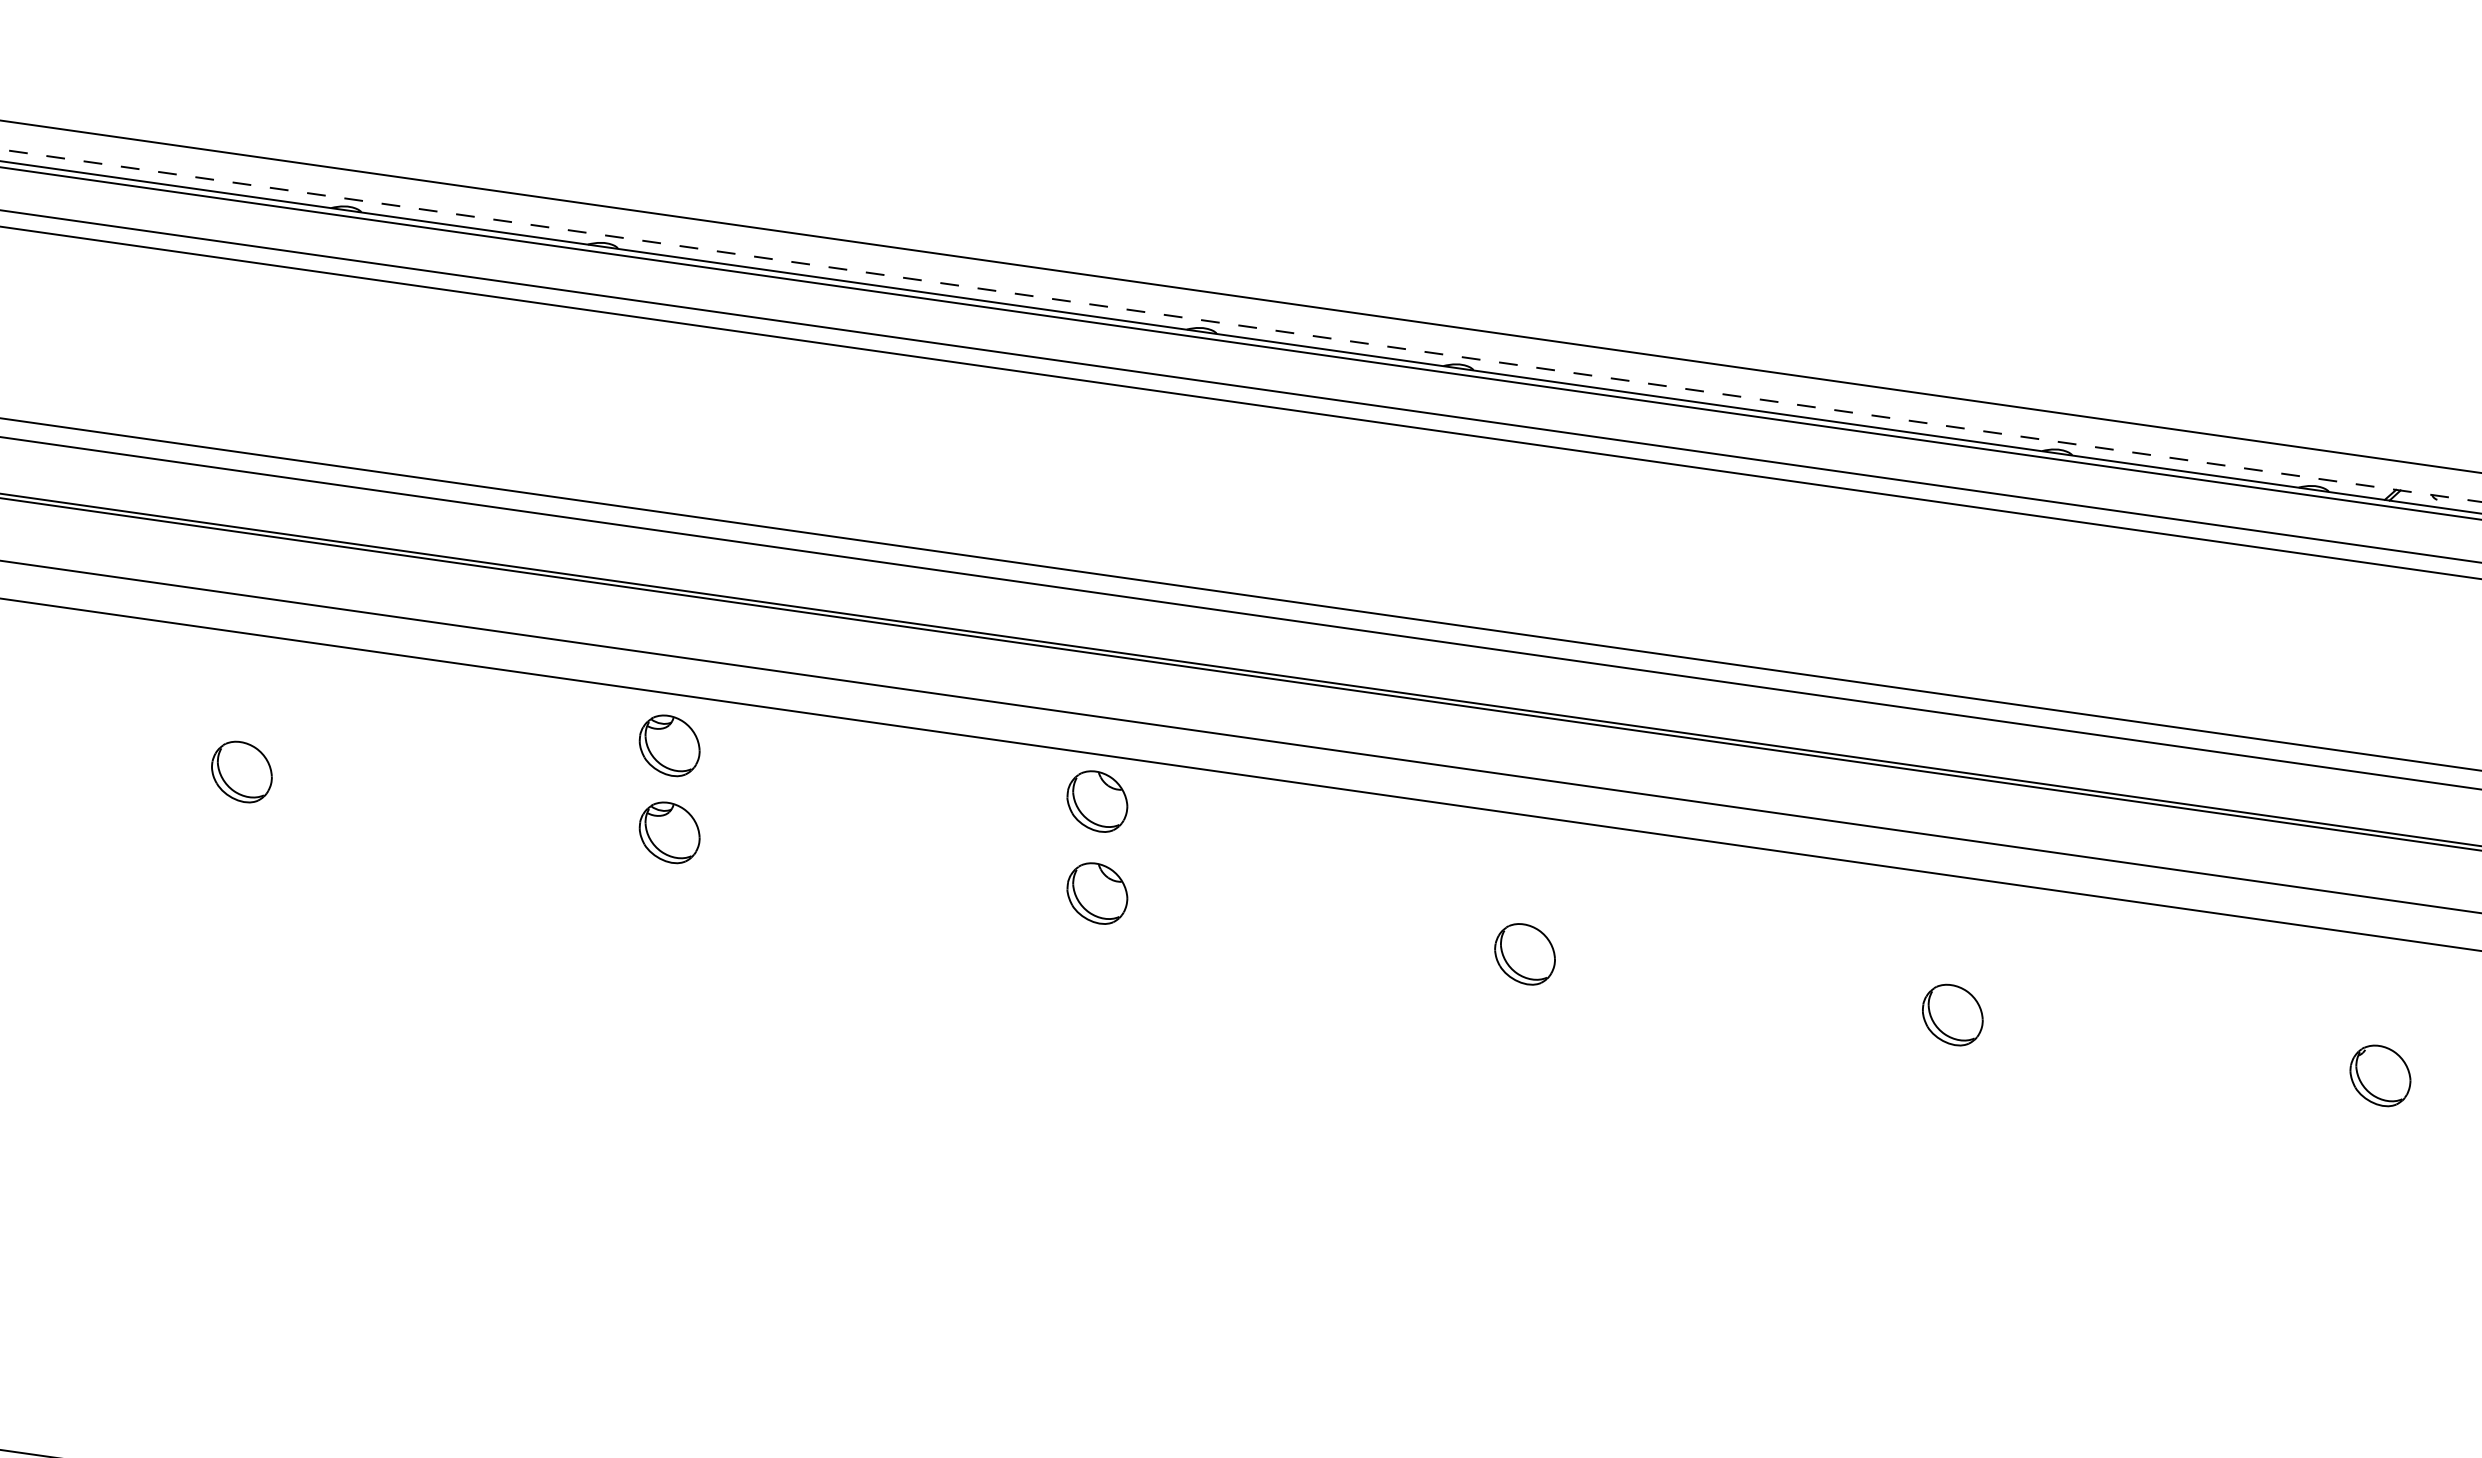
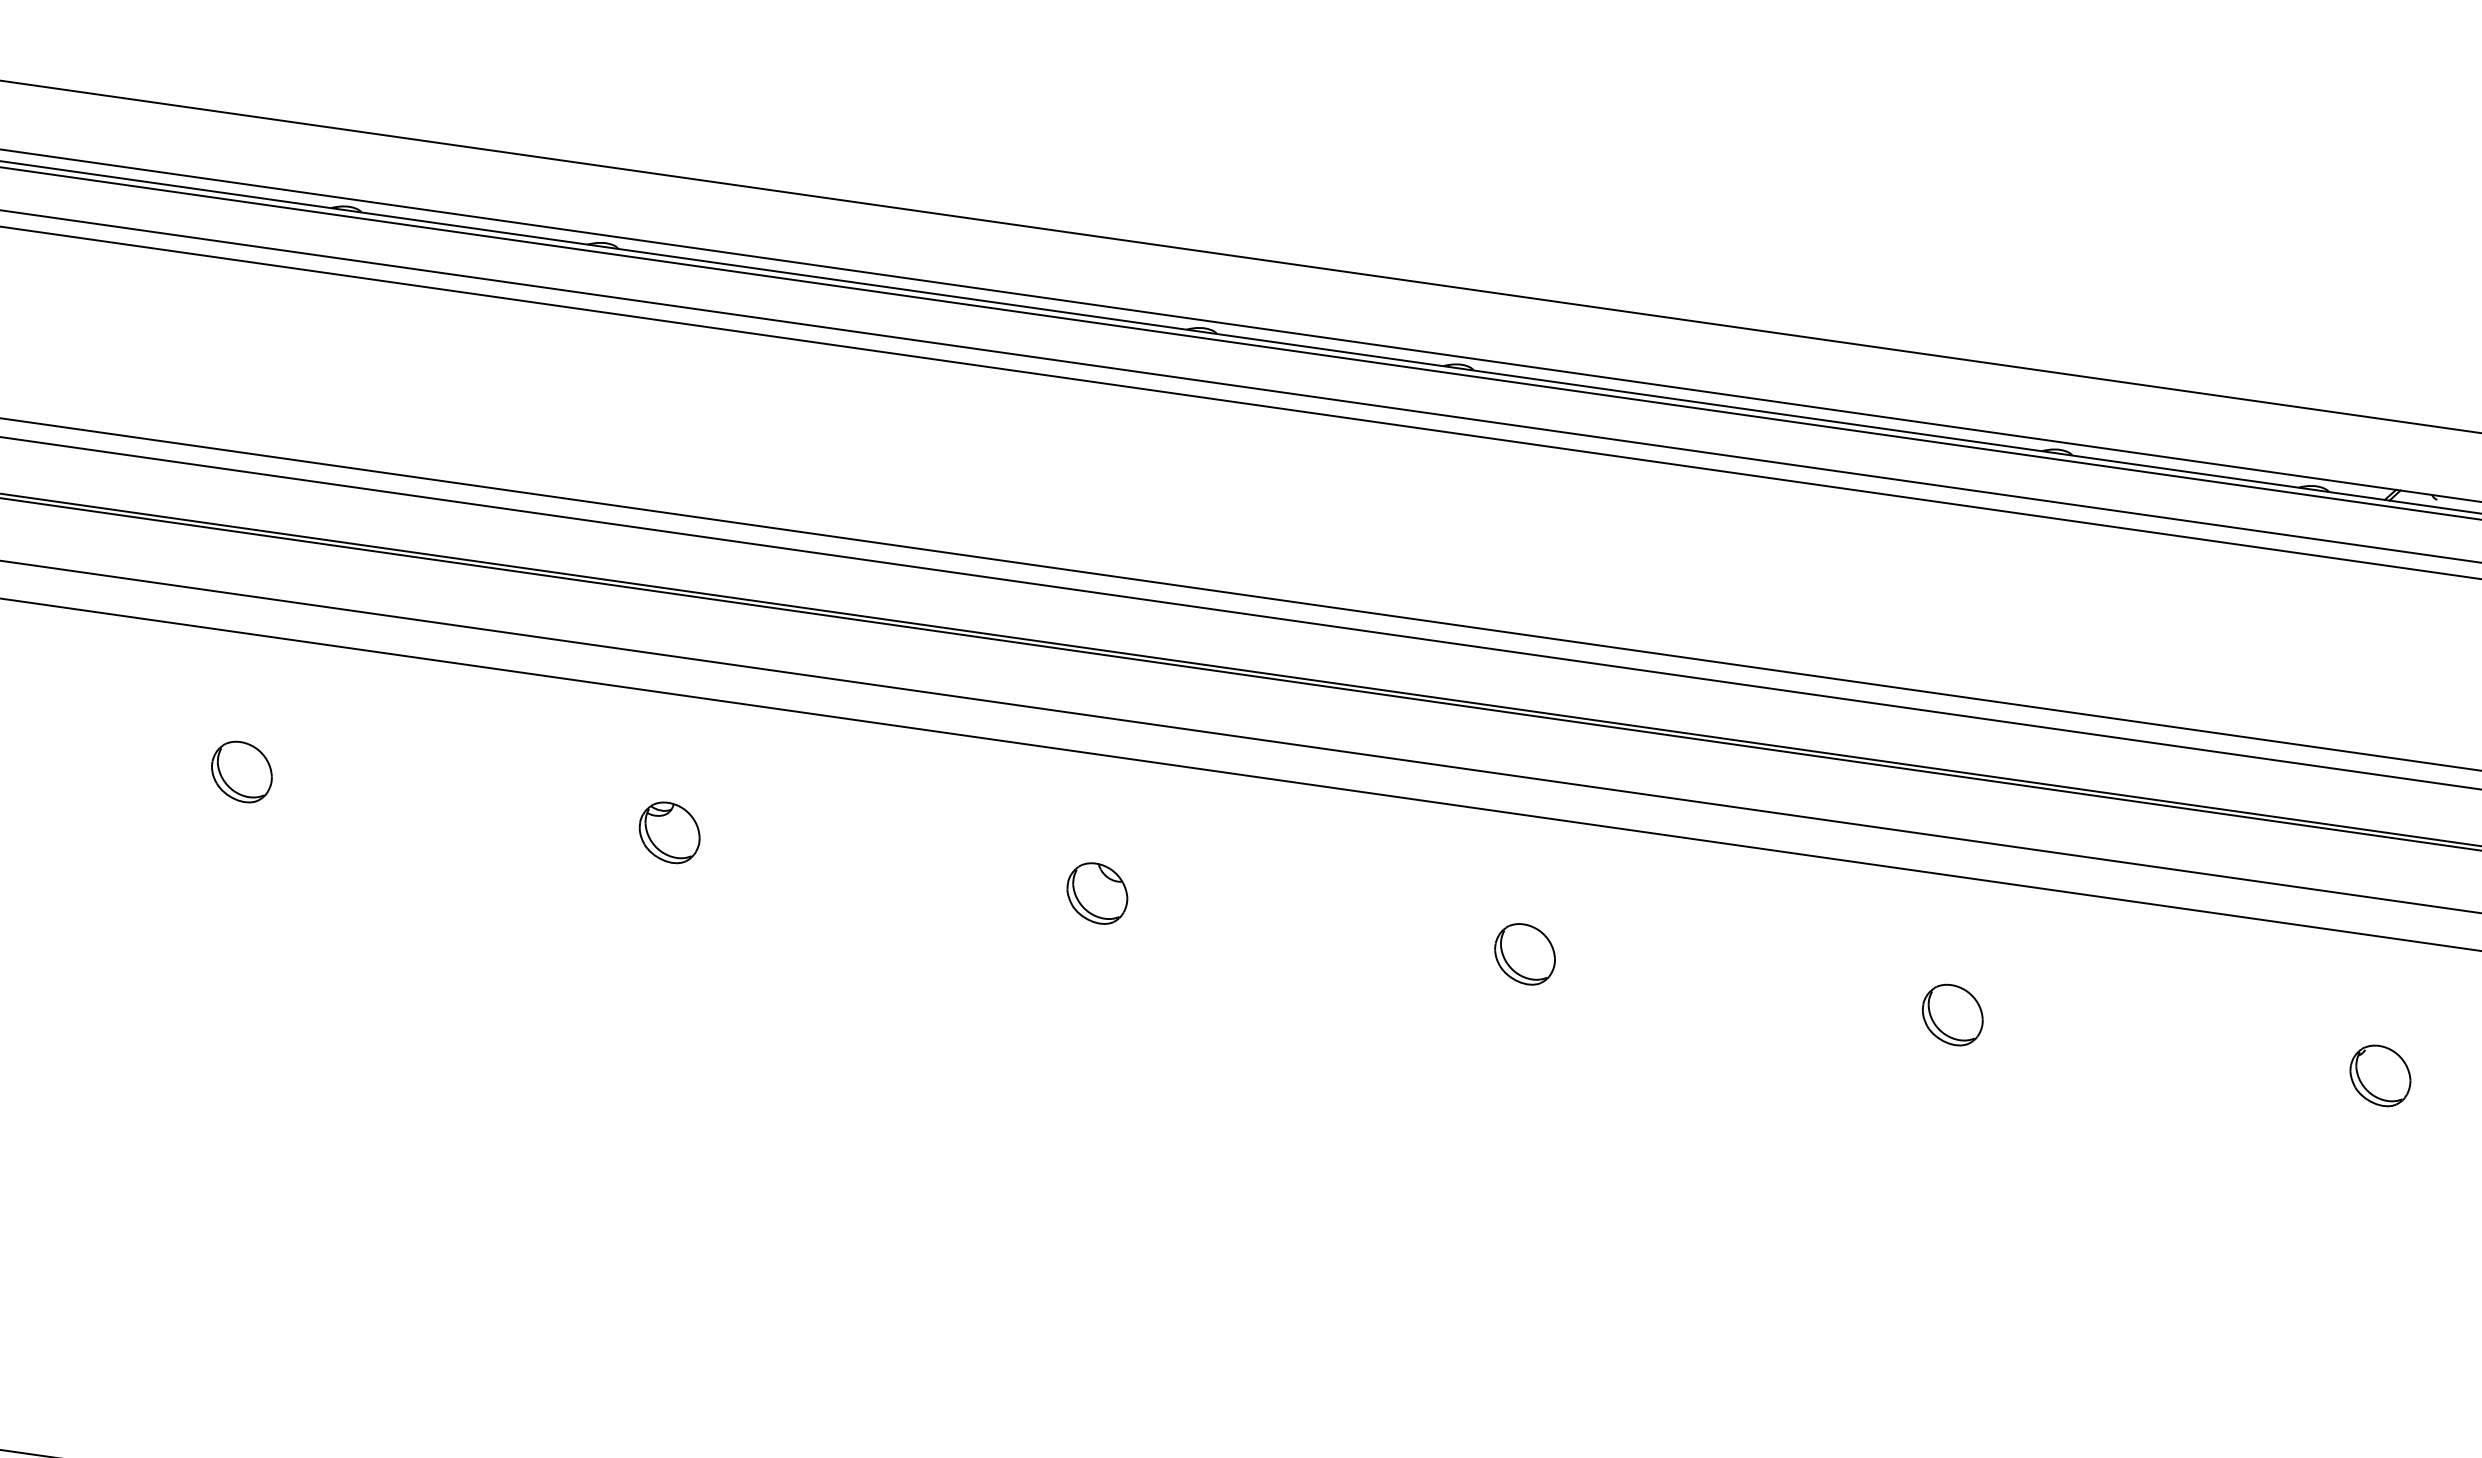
line position: (1240, 296) -> (1240, 256) (1240, 256)
line: dashed -> solid (1240, 325)
part: present -> none (669, 745)
part: present -> none (1097, 801)
